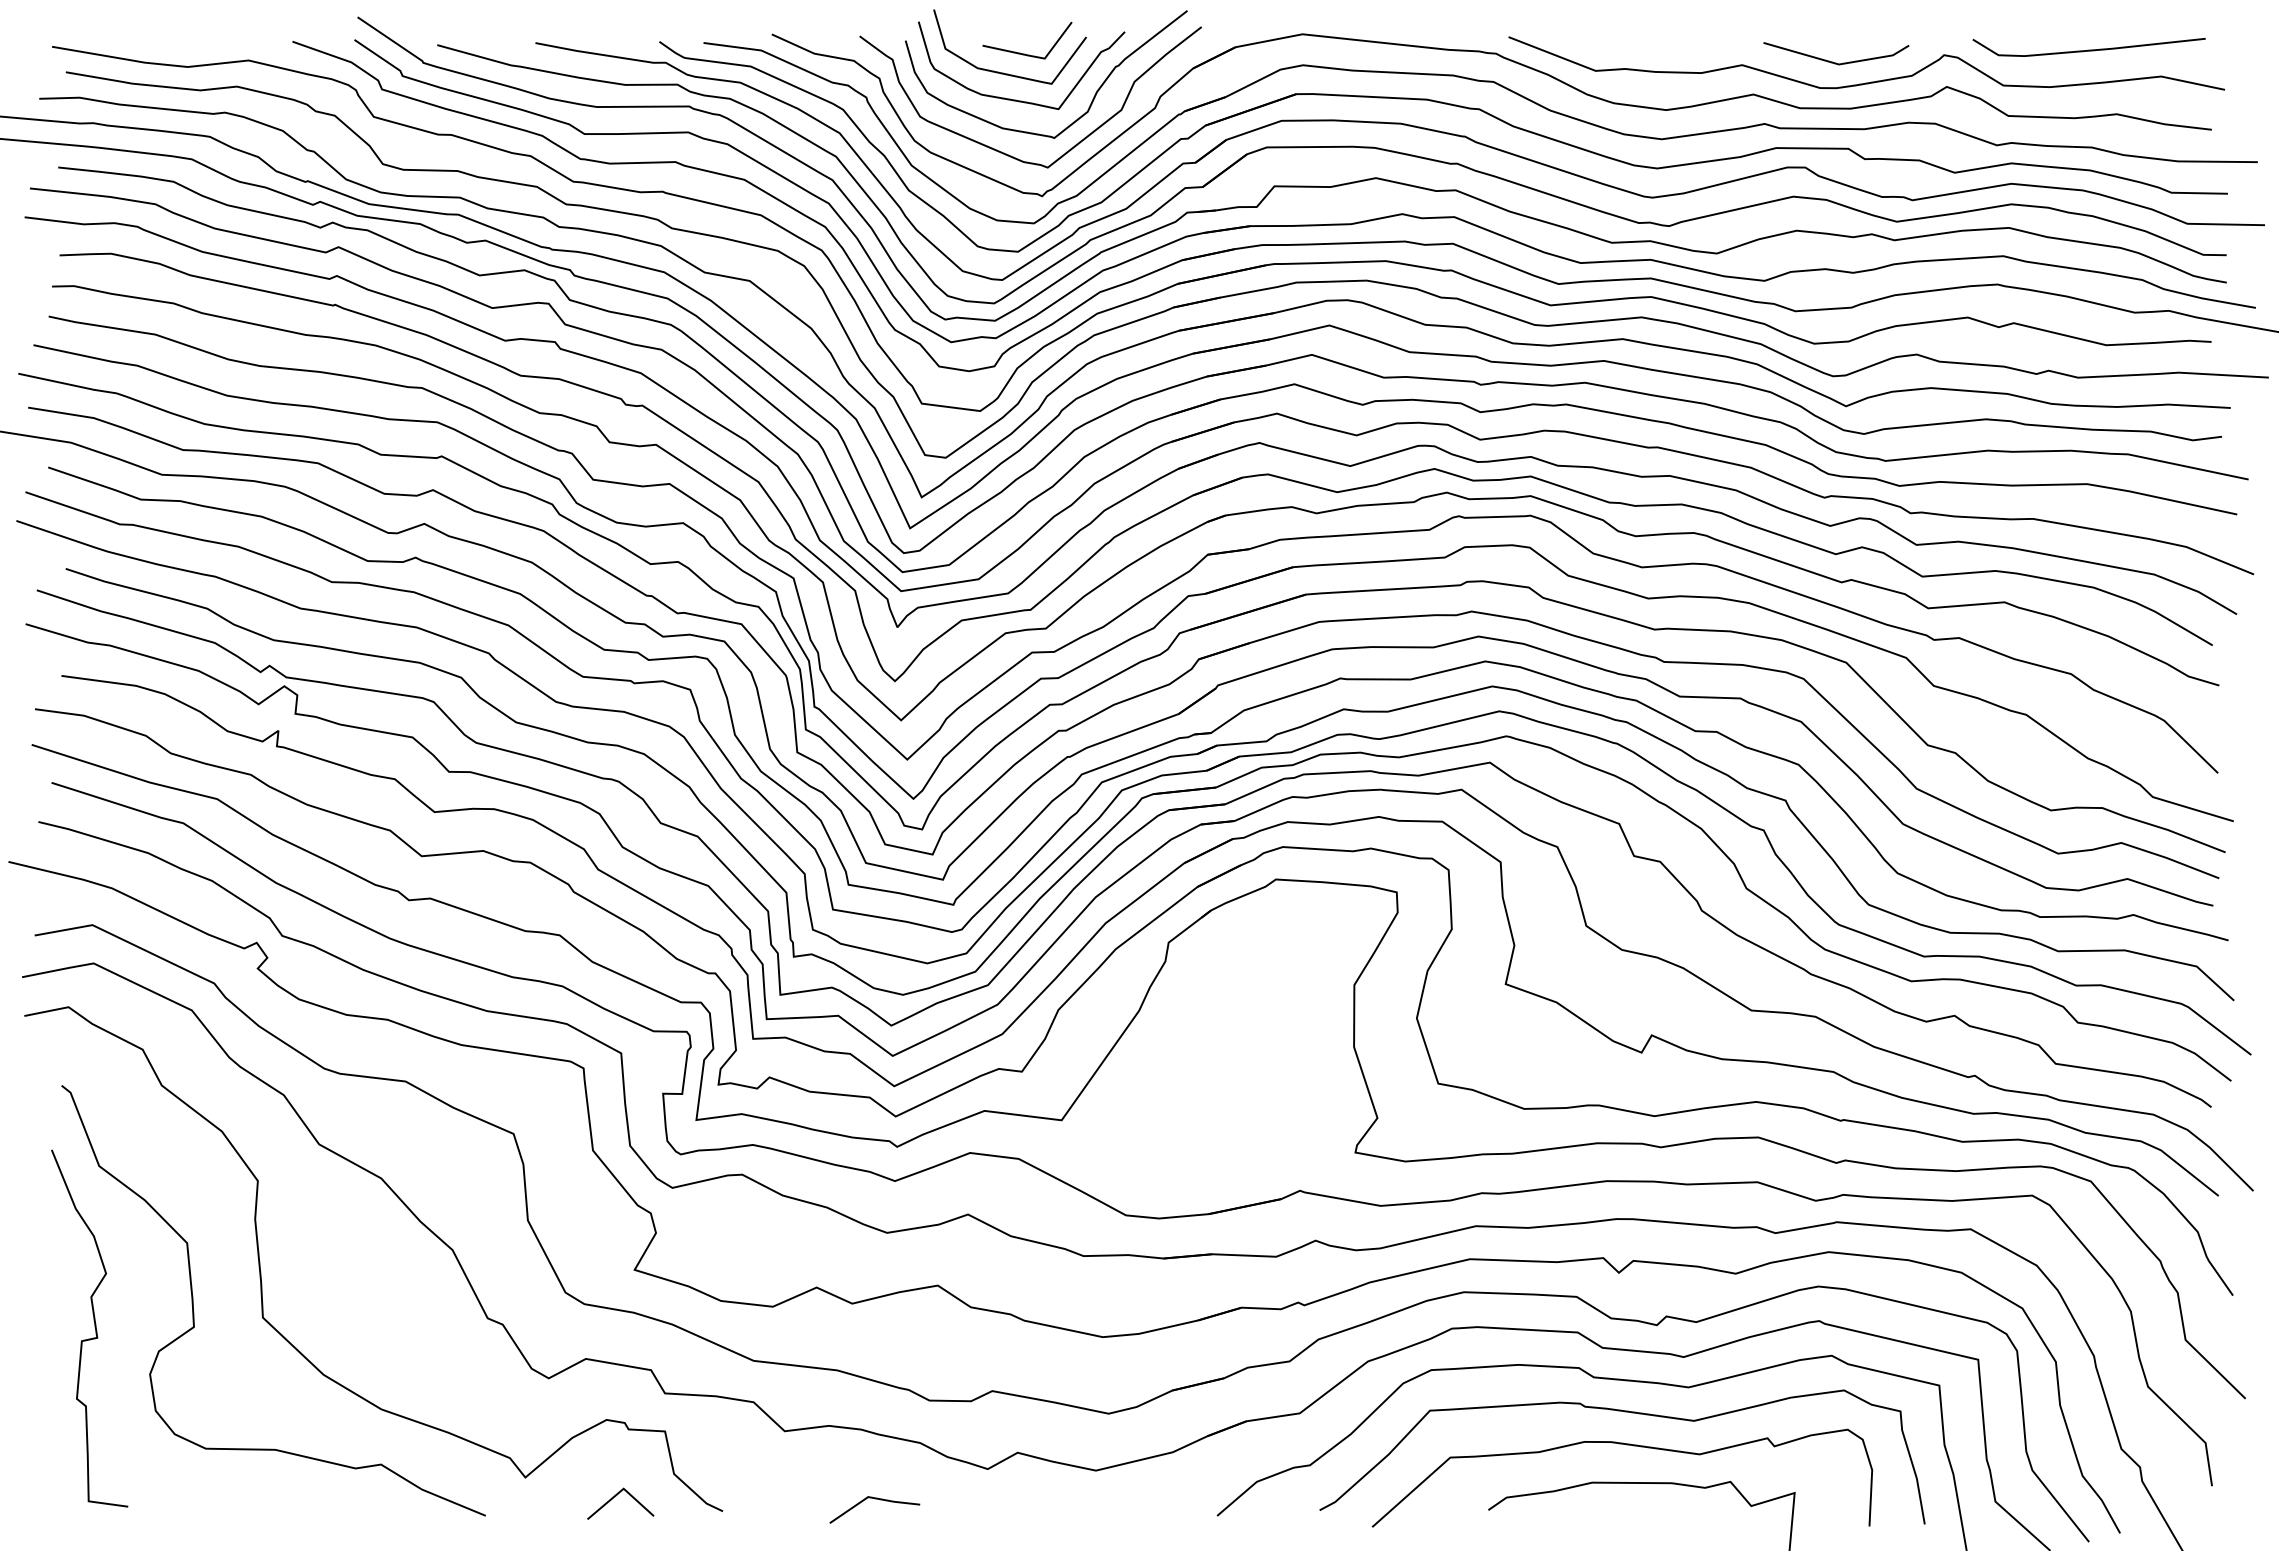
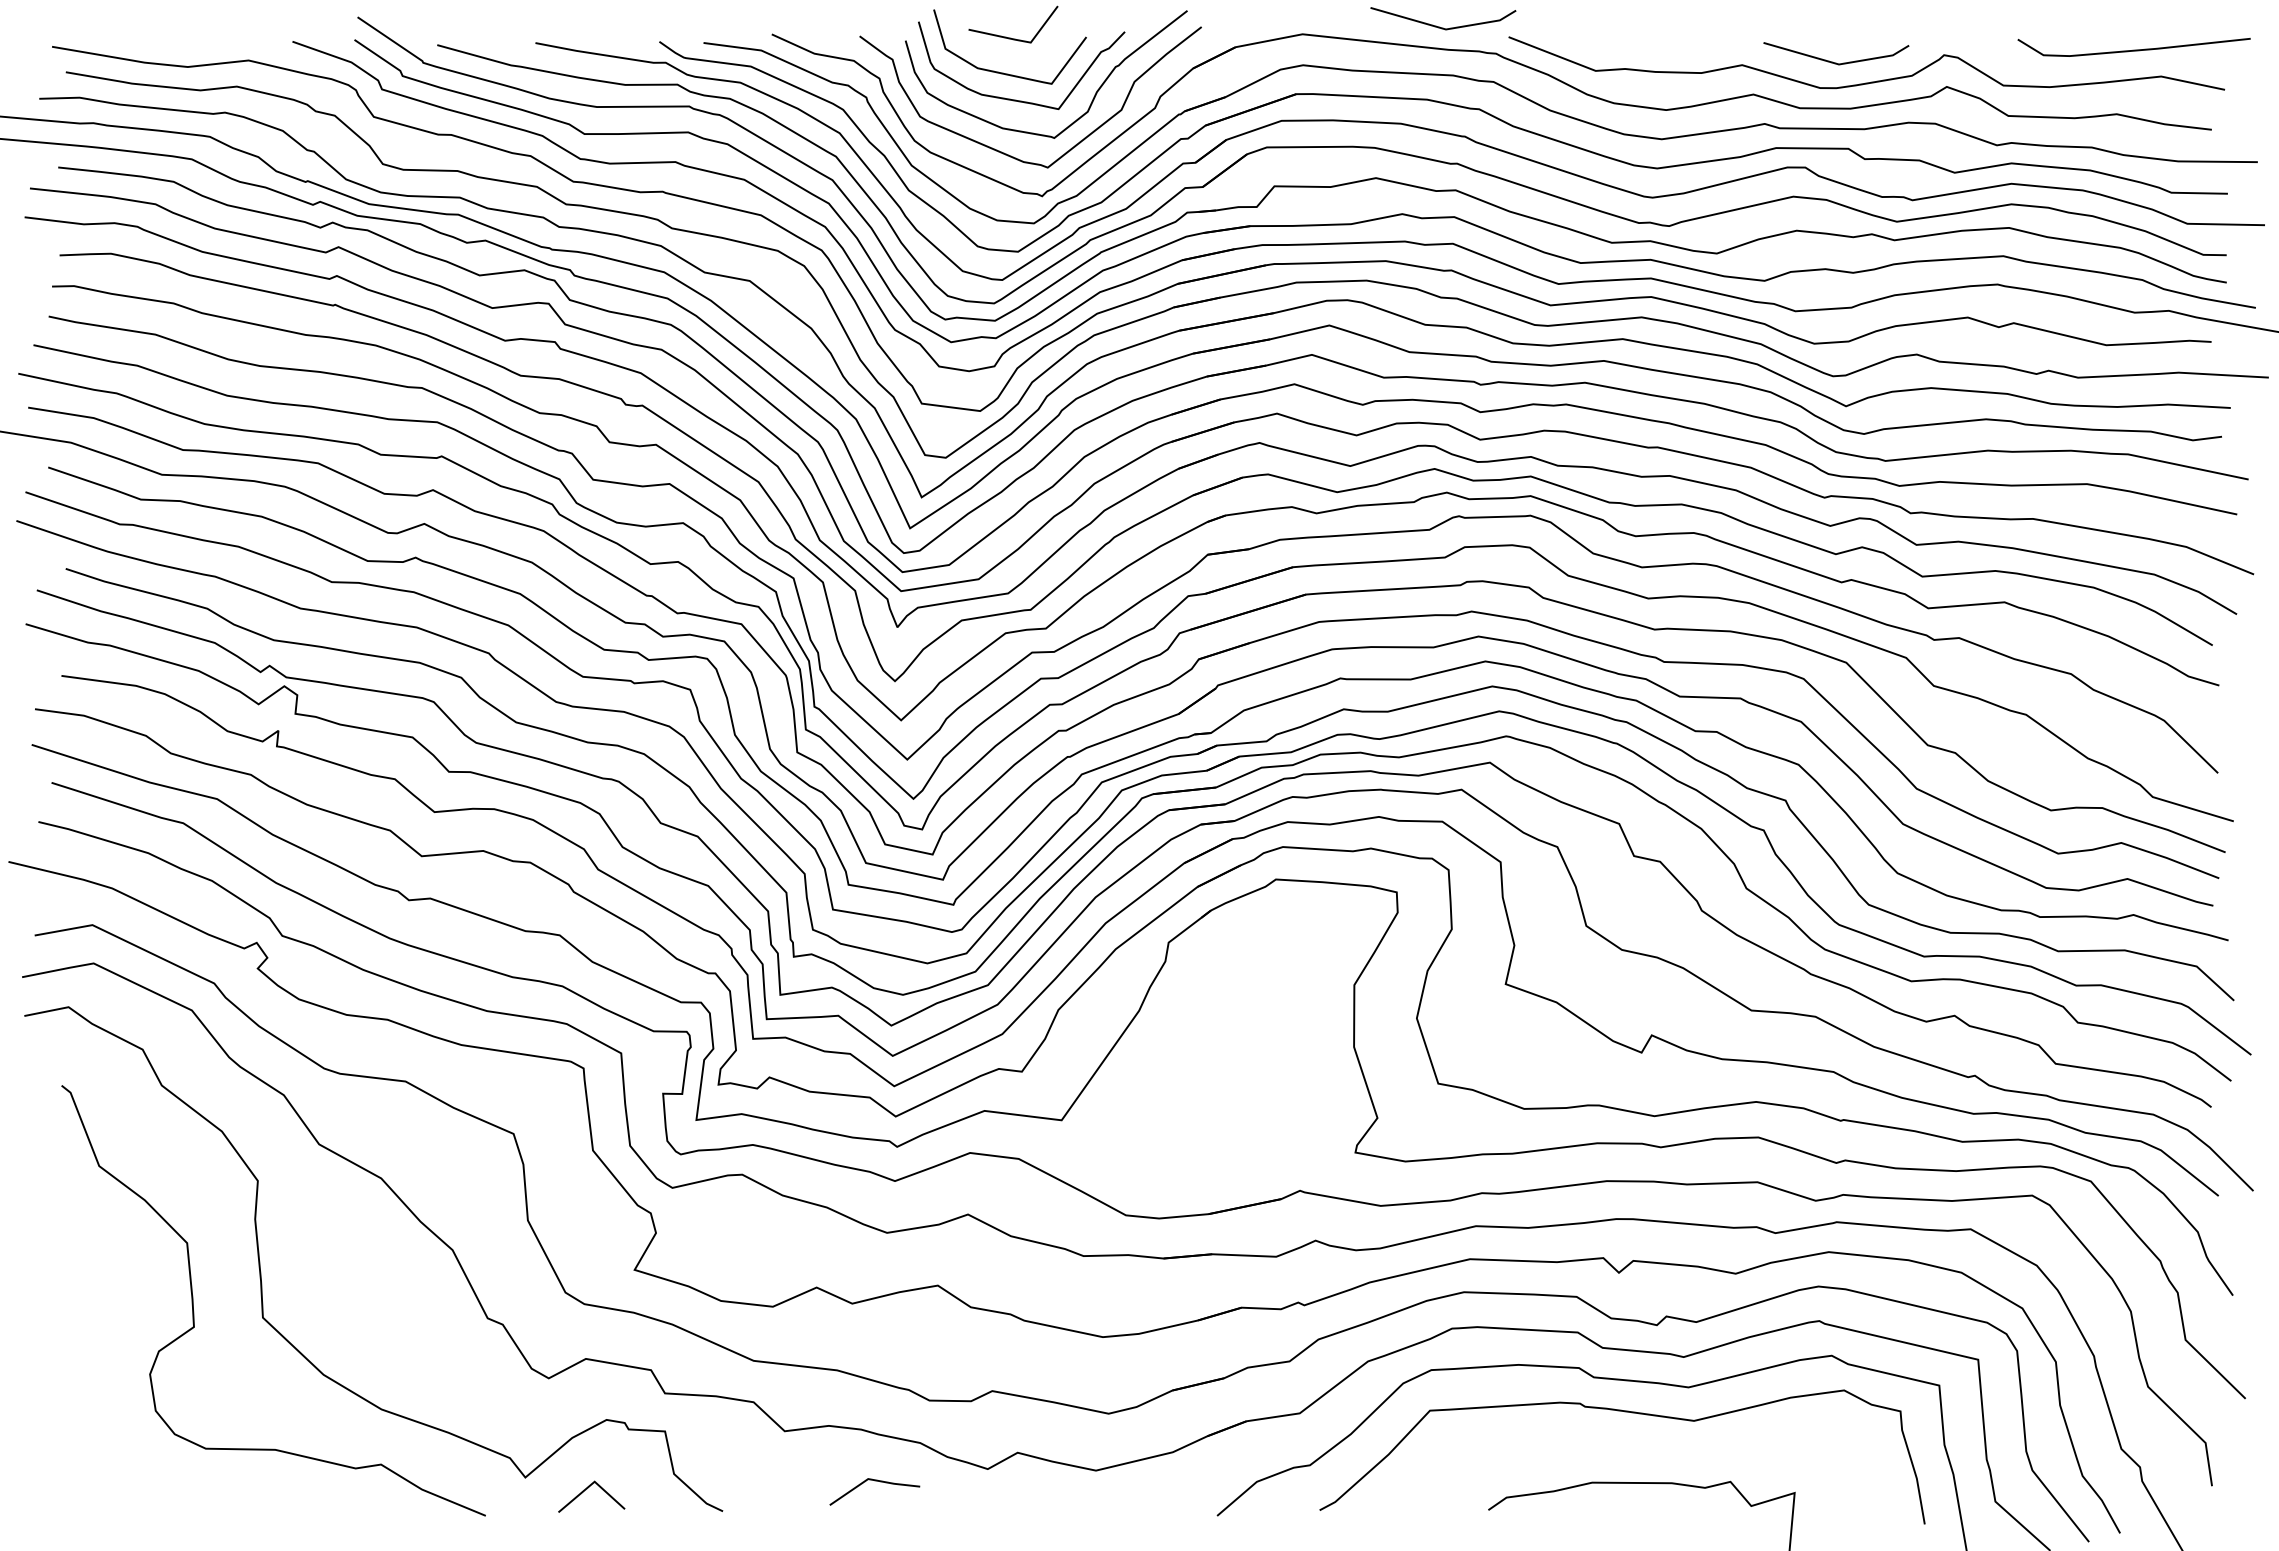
line: none -> present (1439, 26)
line position: (2088, 49) -> (2133, 49) (2133, 49)
line position: (1024, 53) -> (1010, 37) (1010, 37)
curve: present -> none (94, 1327)
curve: present -> none (1626, 1445)
line position: (616, 1496) -> (587, 1489) (587, 1489)
line position: (874, 1499) -> (874, 1481) (874, 1481)
